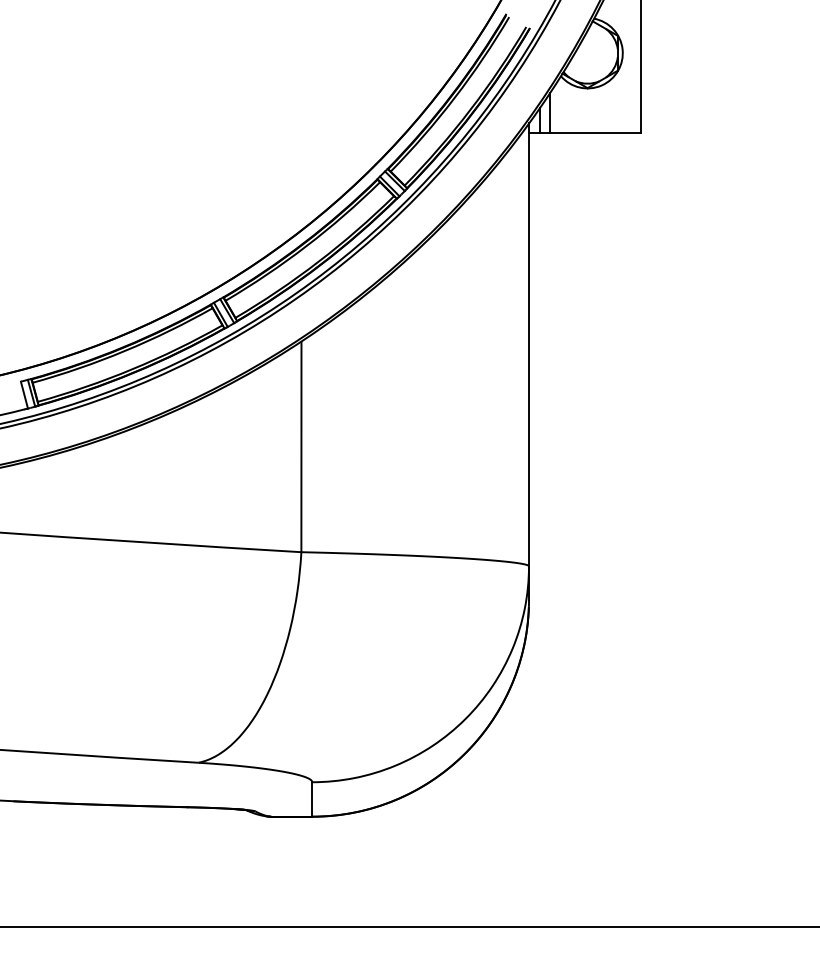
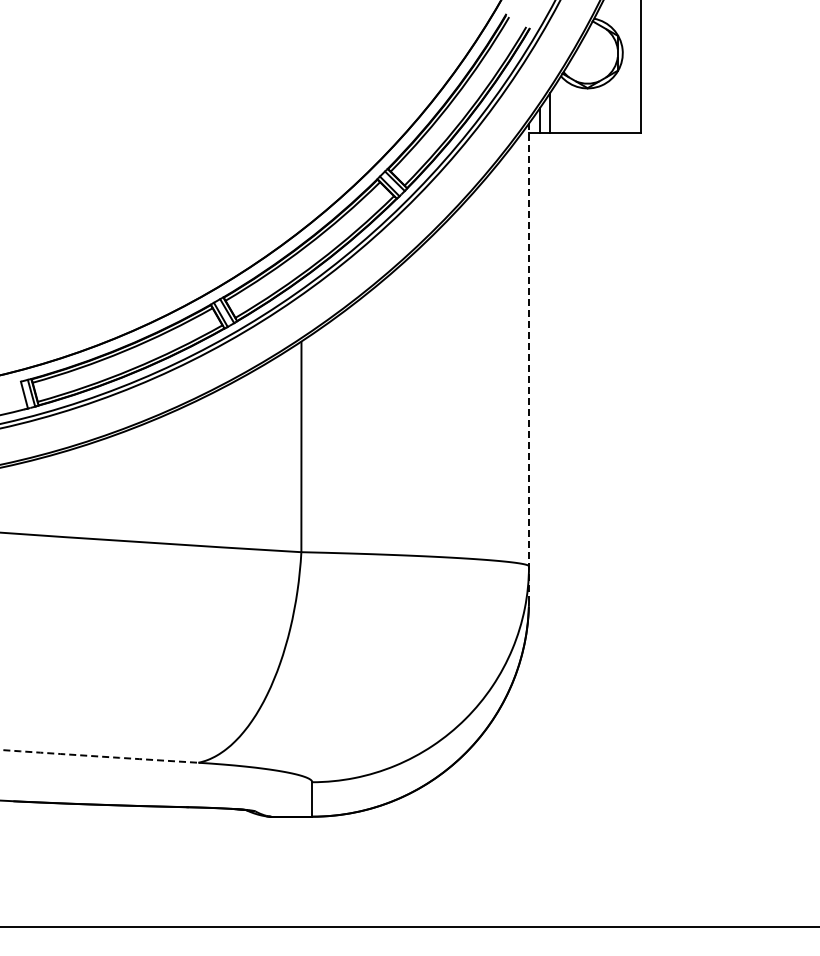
line: solid -> dashed (529, 362)
arc: solid -> dashed (99, 756)
